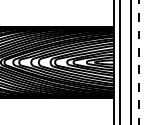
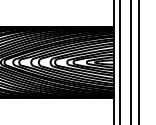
line: dashed -> solid (139, 61)
